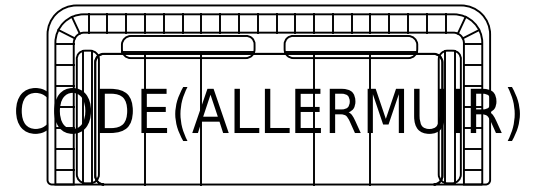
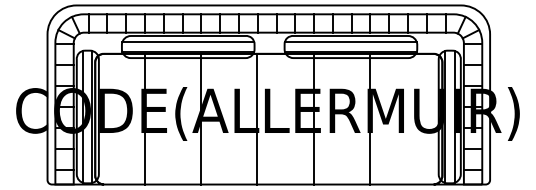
line: none -> present (188, 42)
line: none -> present (350, 42)
line: none -> present (257, 118)
